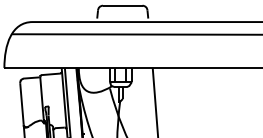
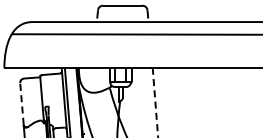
line: solid -> dashed (155, 102)
line: solid -> dashed (21, 103)
